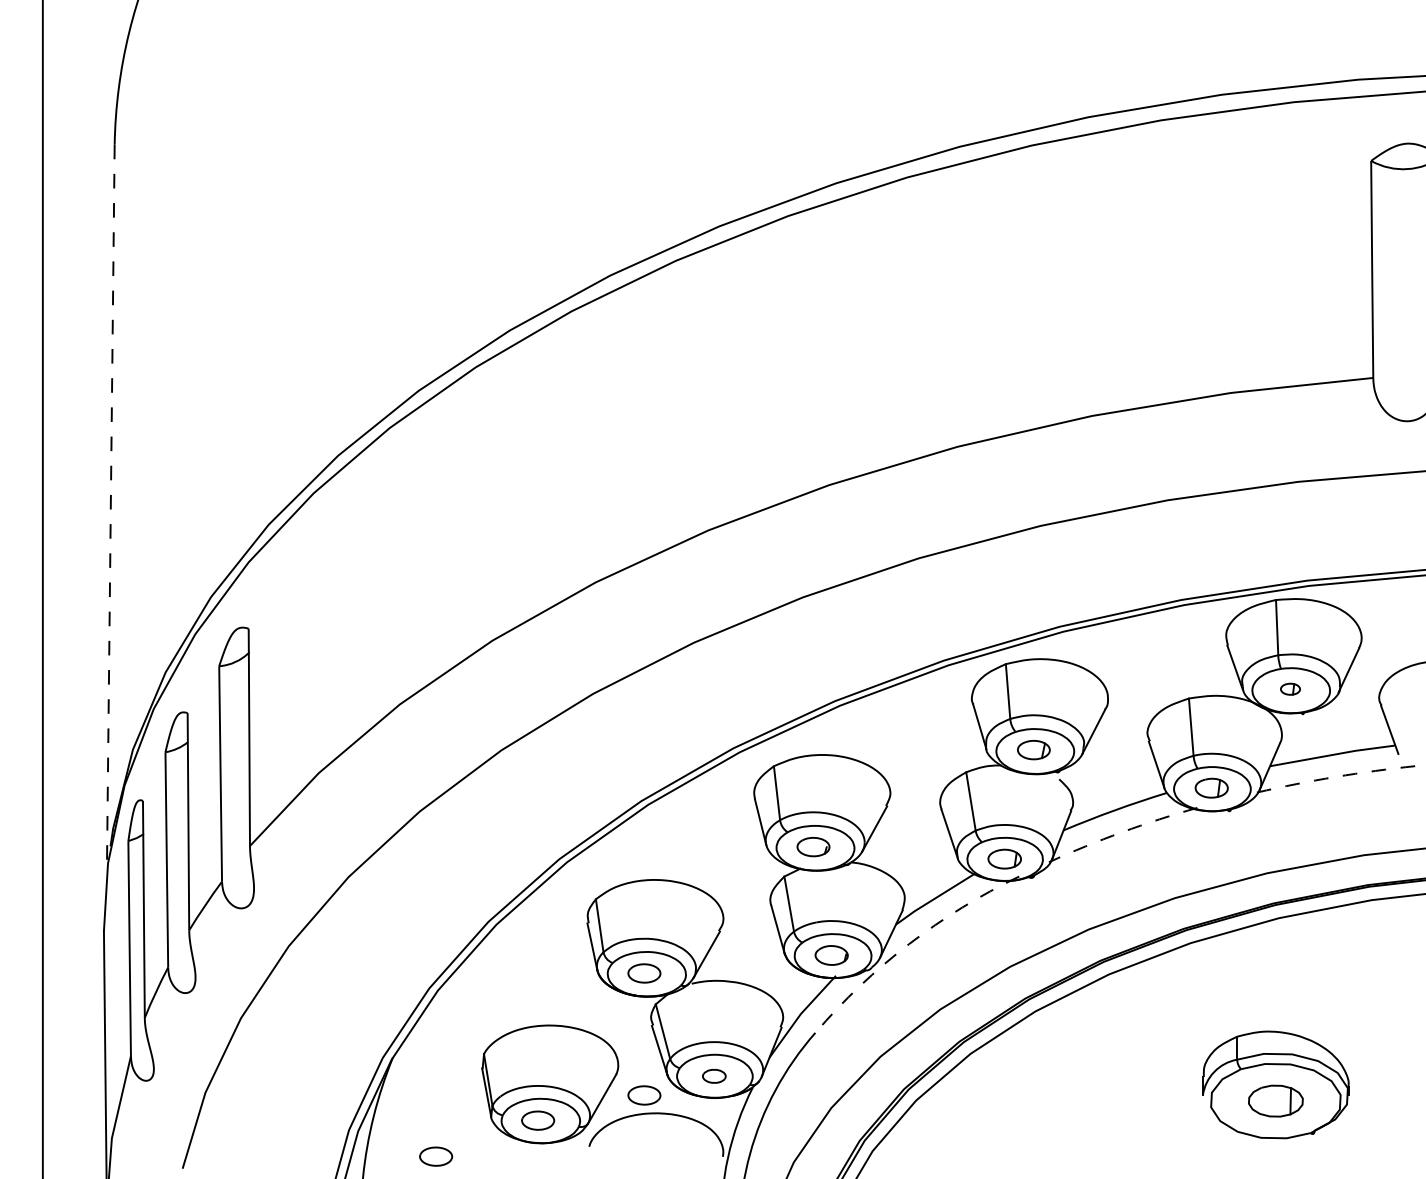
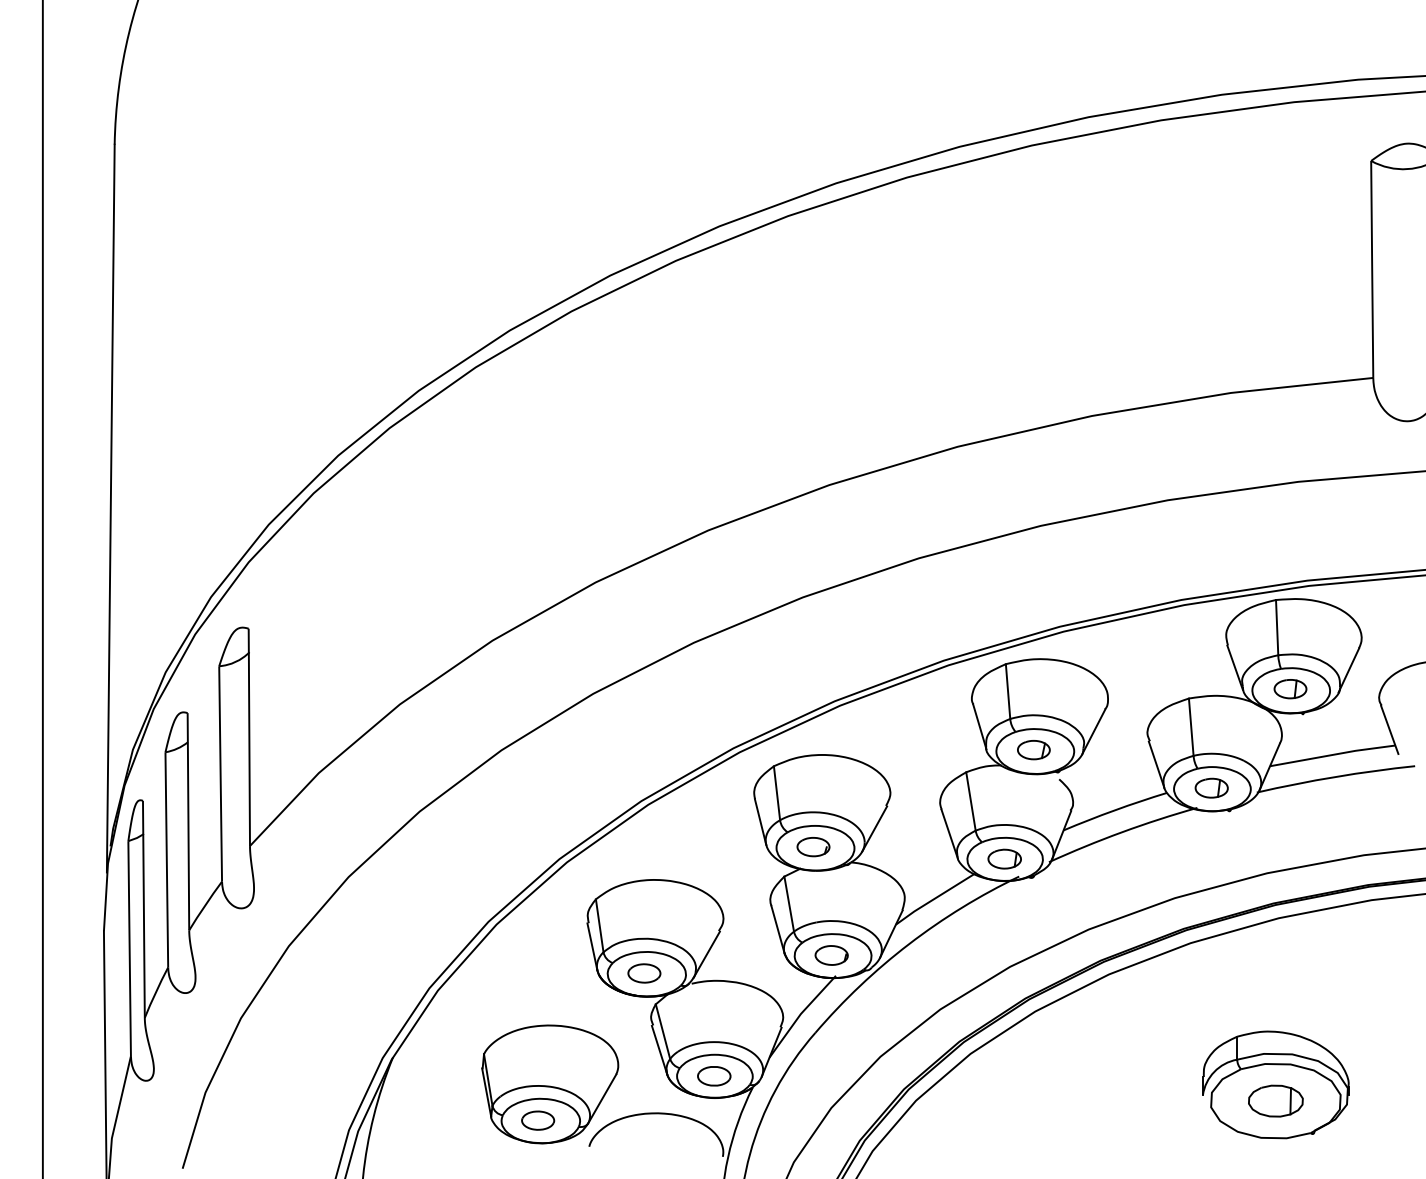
line: dashed -> solid (110, 508)
part size: 21x14 px -> 35x21 px (1290, 689)
arc: dashed -> solid (1335, 776)
arc: dashed -> solid (1122, 832)
arc: dashed -> solid (909, 944)
part size: 25x16 px -> 35x21 px (714, 1076)
part: present -> none (644, 1095)
part: present -> none (436, 1156)
